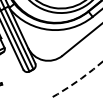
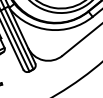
arc: dashed -> solid (78, 80)
